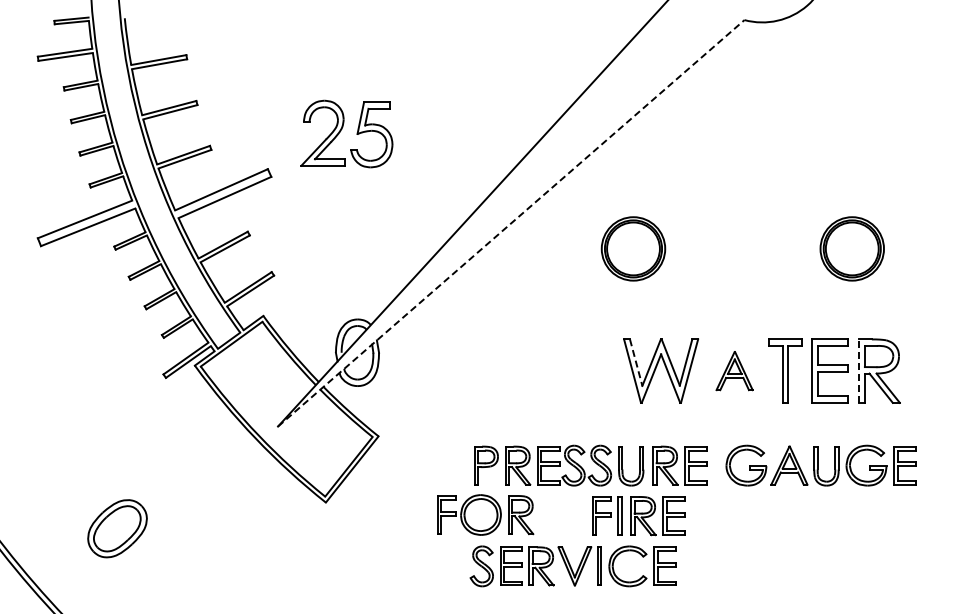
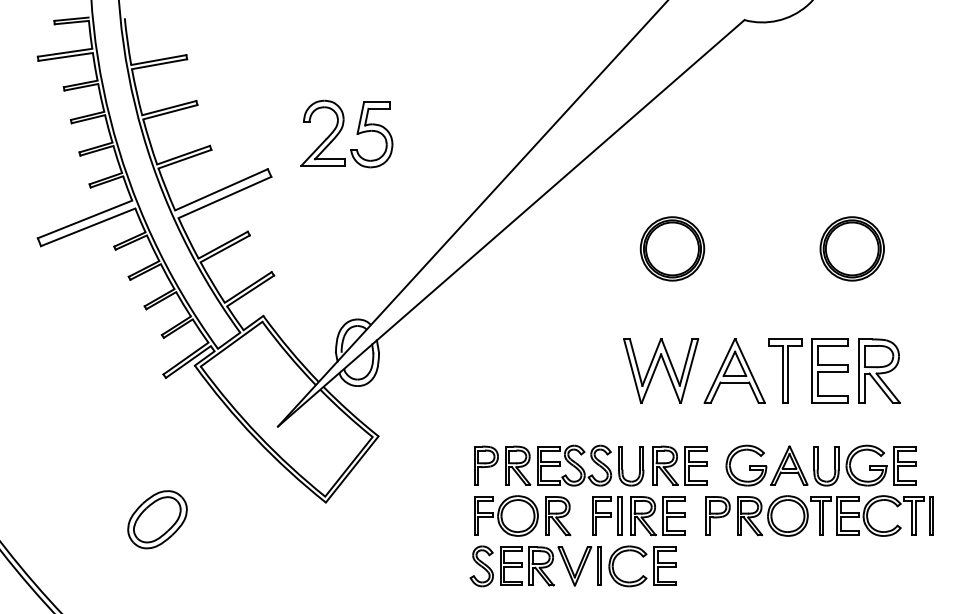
line: dashed -> solid (511, 223)
part position: (633, 248) -> (672, 248) (672, 248)
line: dashed -> solid (636, 363)
part size: 39x41 px -> 63x66 px (734, 370)
line: dashed -> solid (859, 371)
part position: (485, 514) -> (522, 515) (522, 515)
part: none -> present (819, 515)
part position: (117, 528) -> (157, 519) (157, 519)
